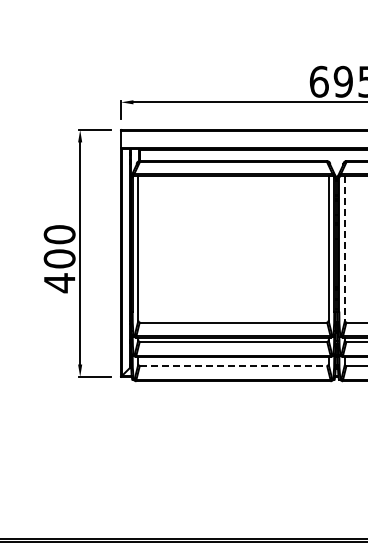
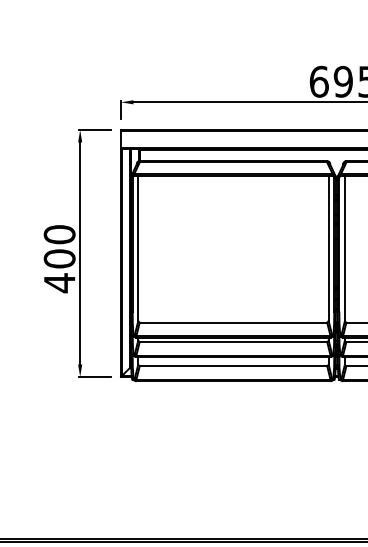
line: dashed -> solid (344, 248)
line: dashed -> solid (233, 366)
